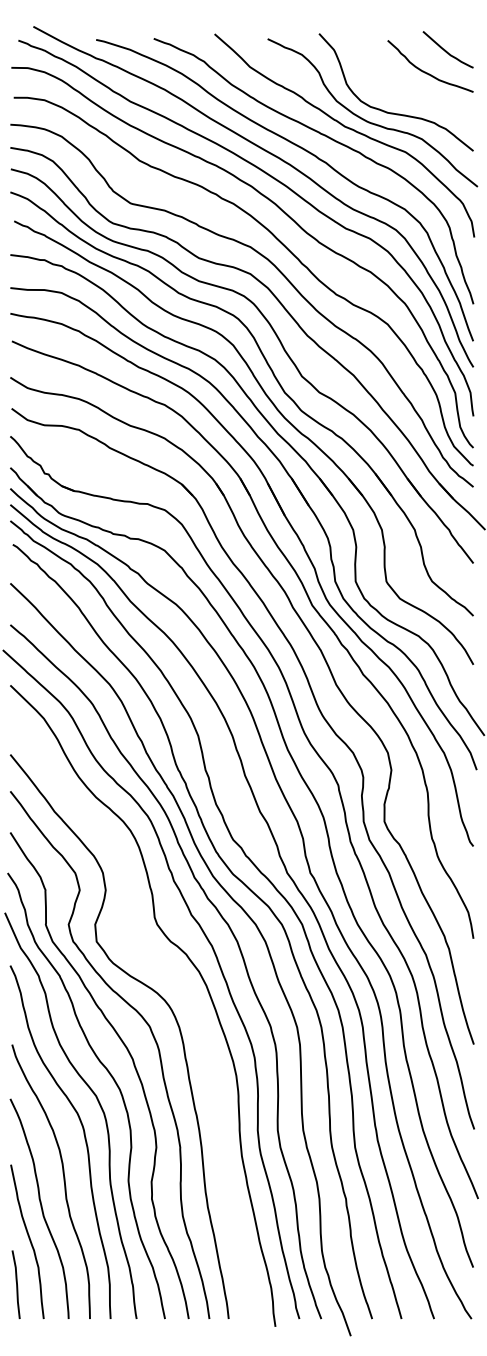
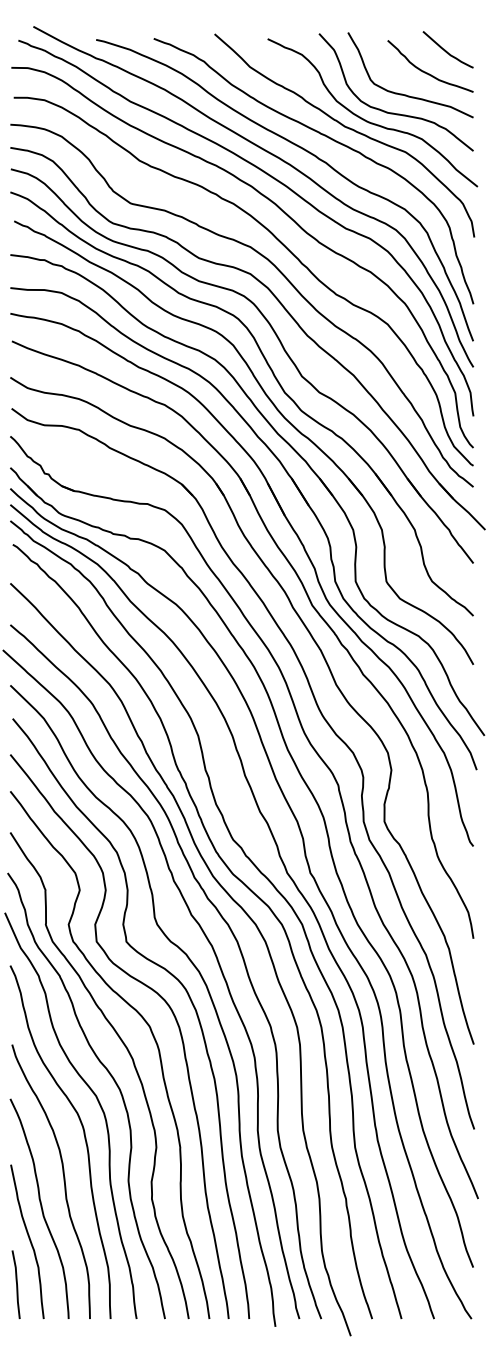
curve: none -> present (406, 94)
curve: none -> present (168, 973)
